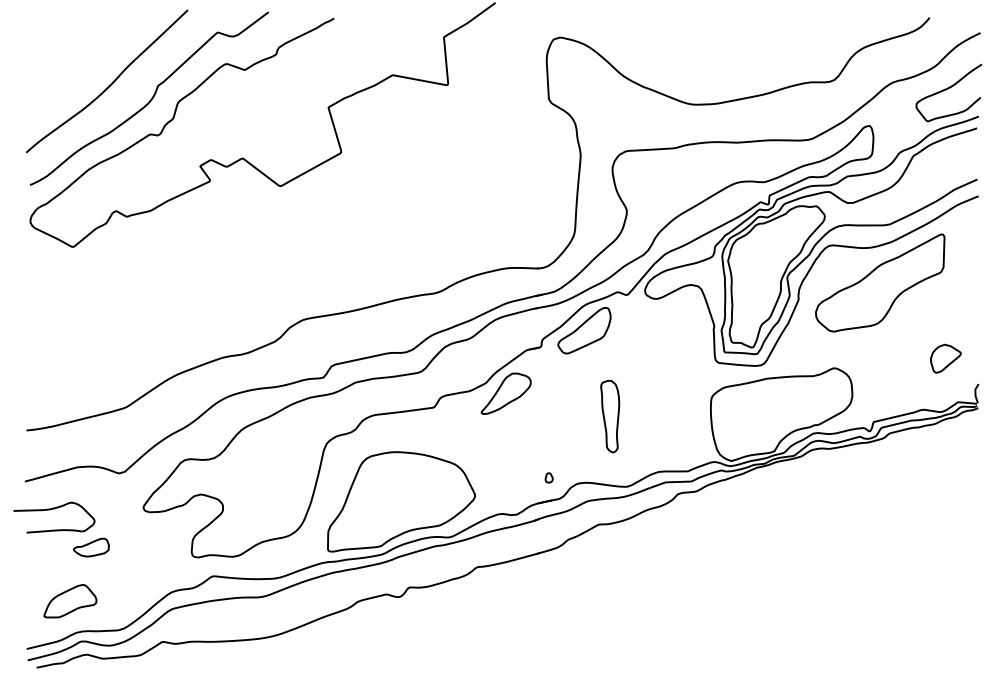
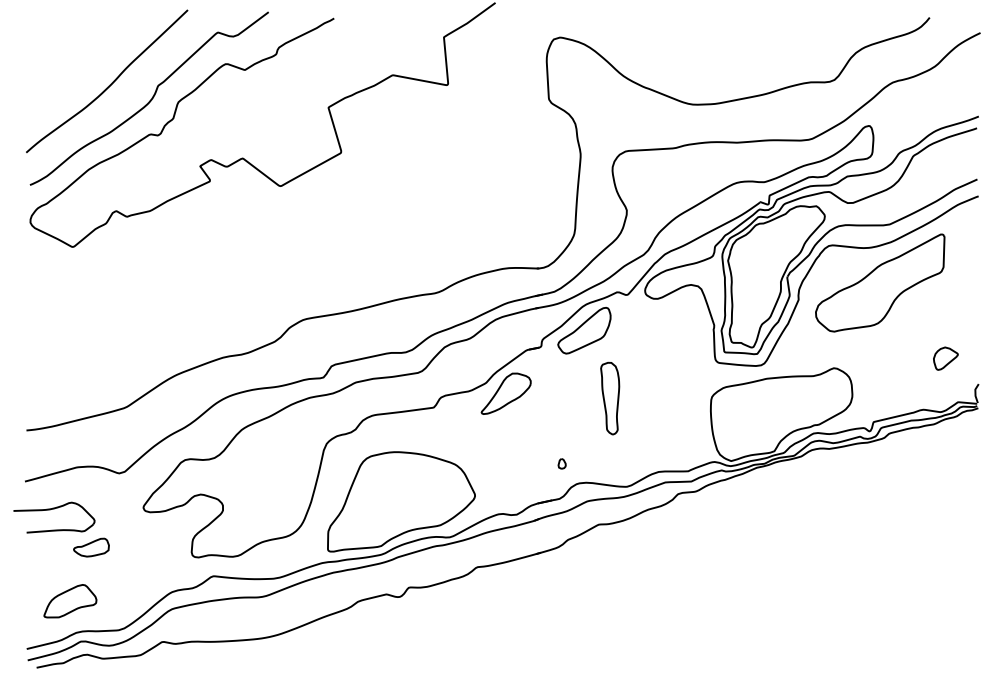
curve: present -> none (946, 90)
part size: 32x31 px -> 26x25 px (945, 358)
part position: (610, 416) -> (610, 398) (610, 398)
part position: (548, 477) -> (561, 463) (561, 463)
